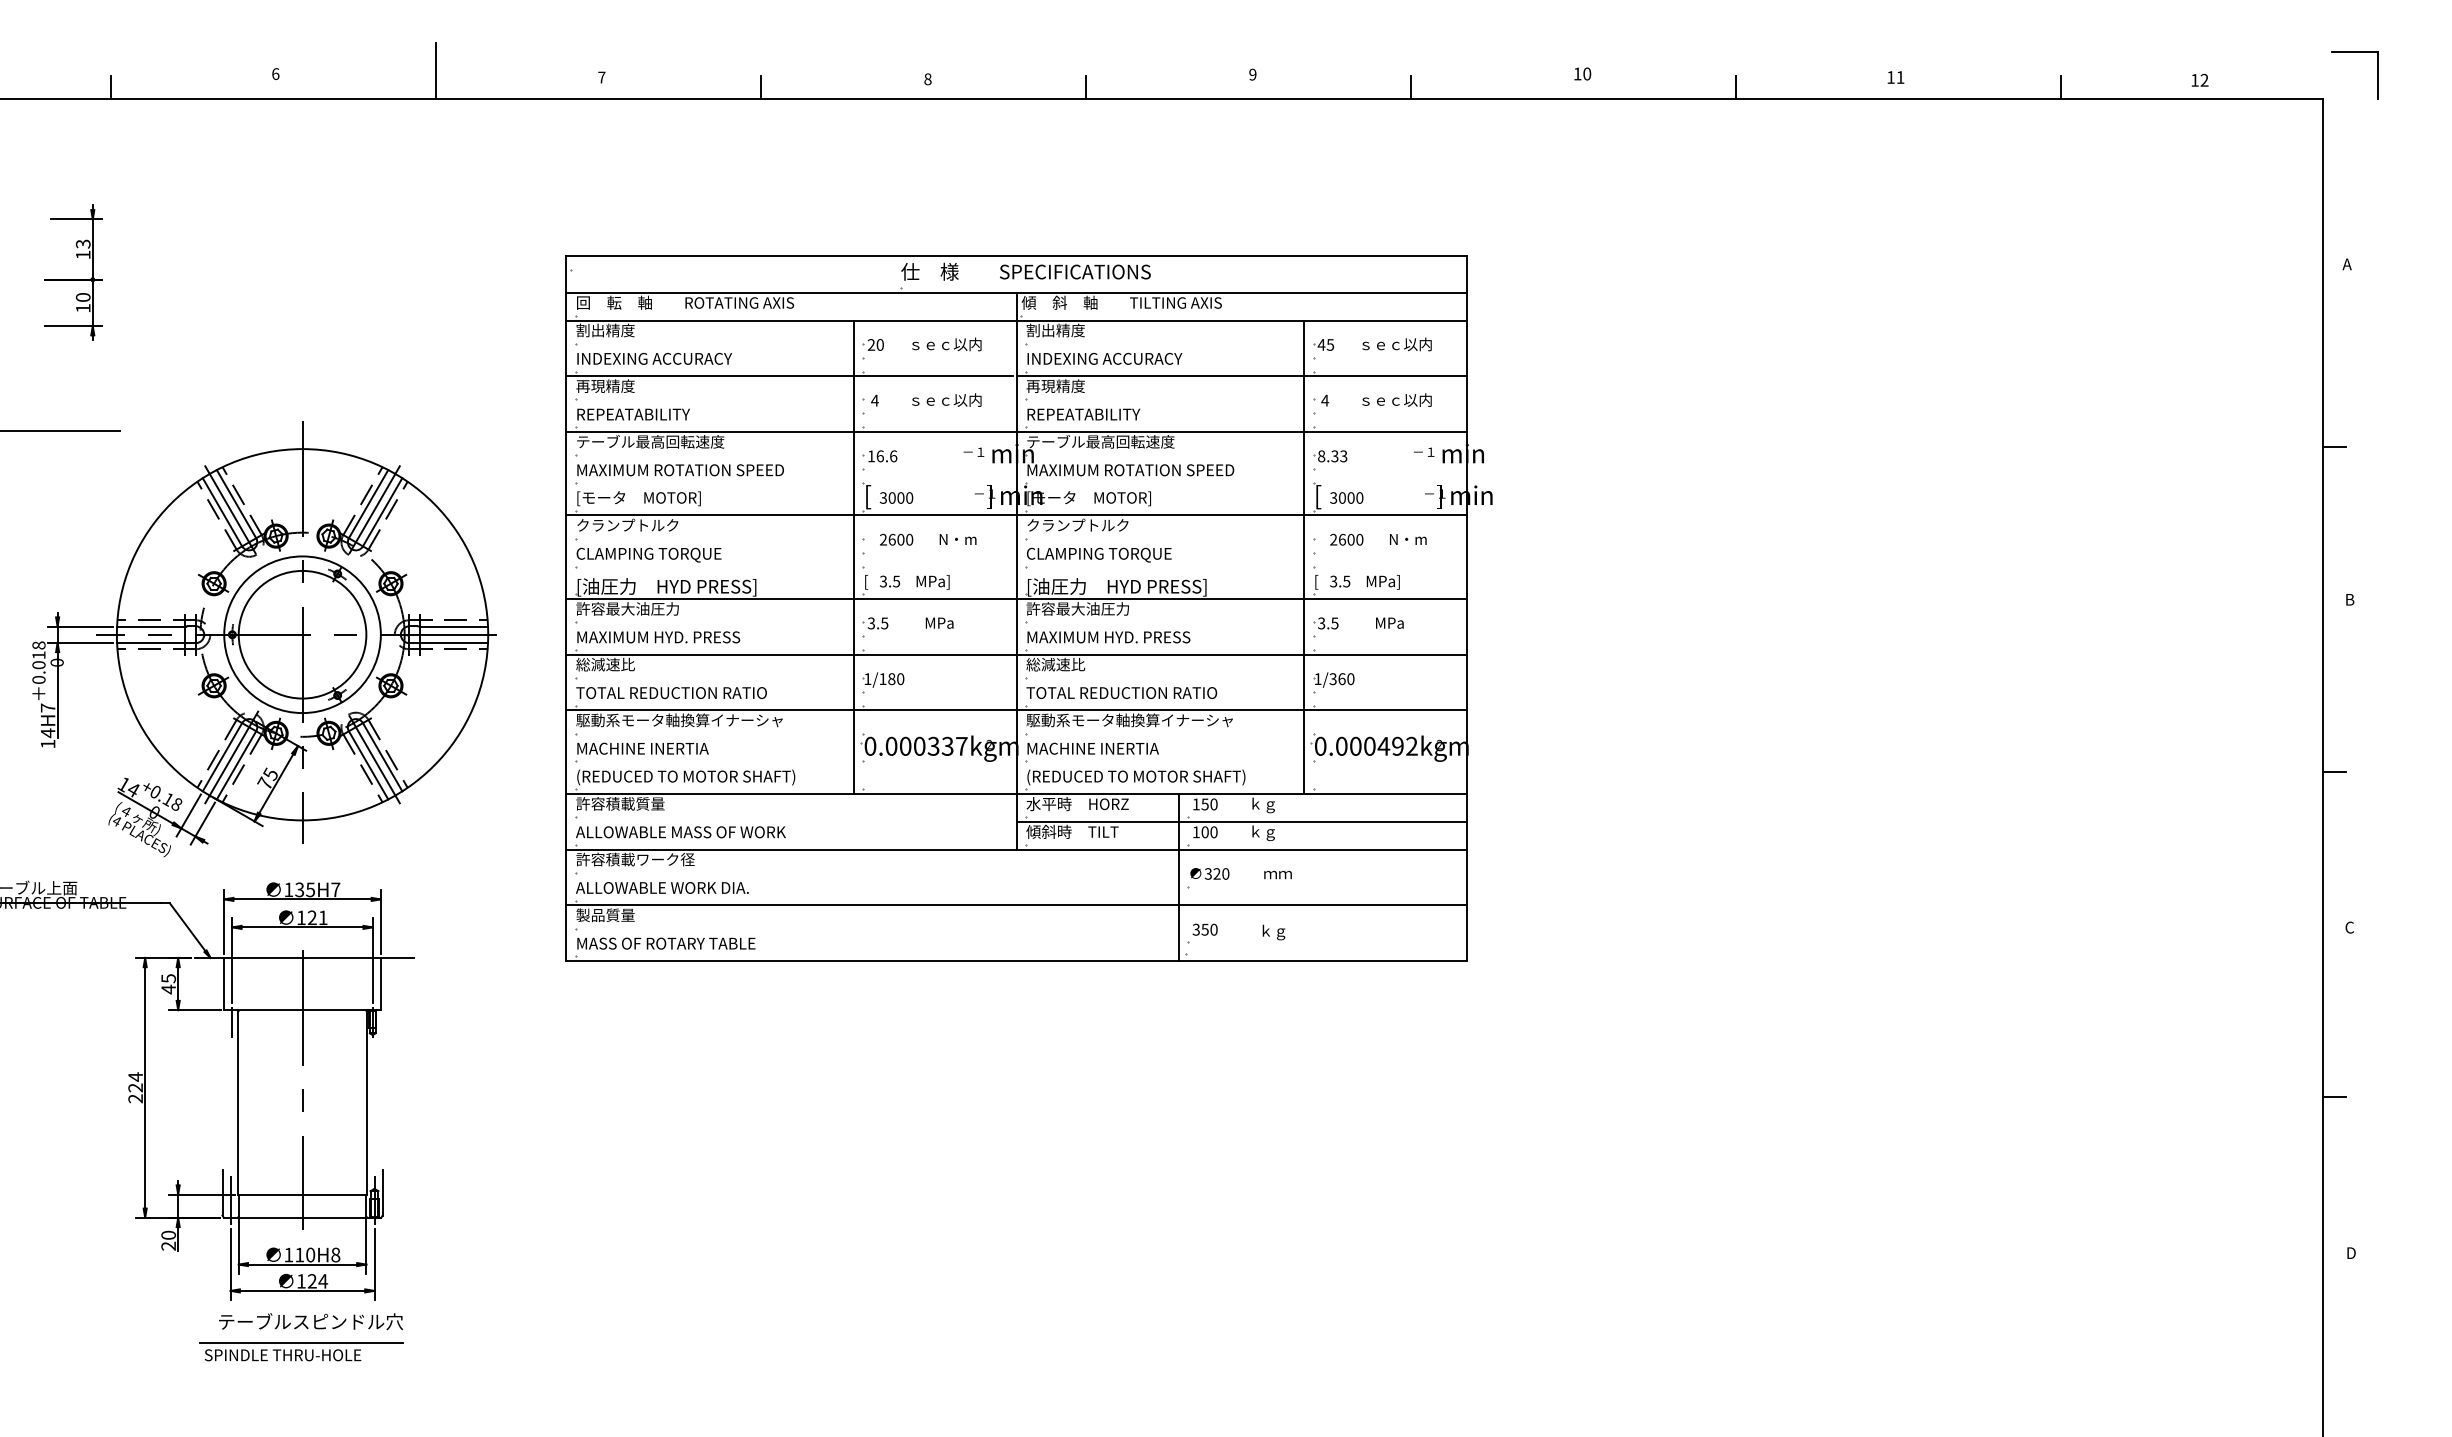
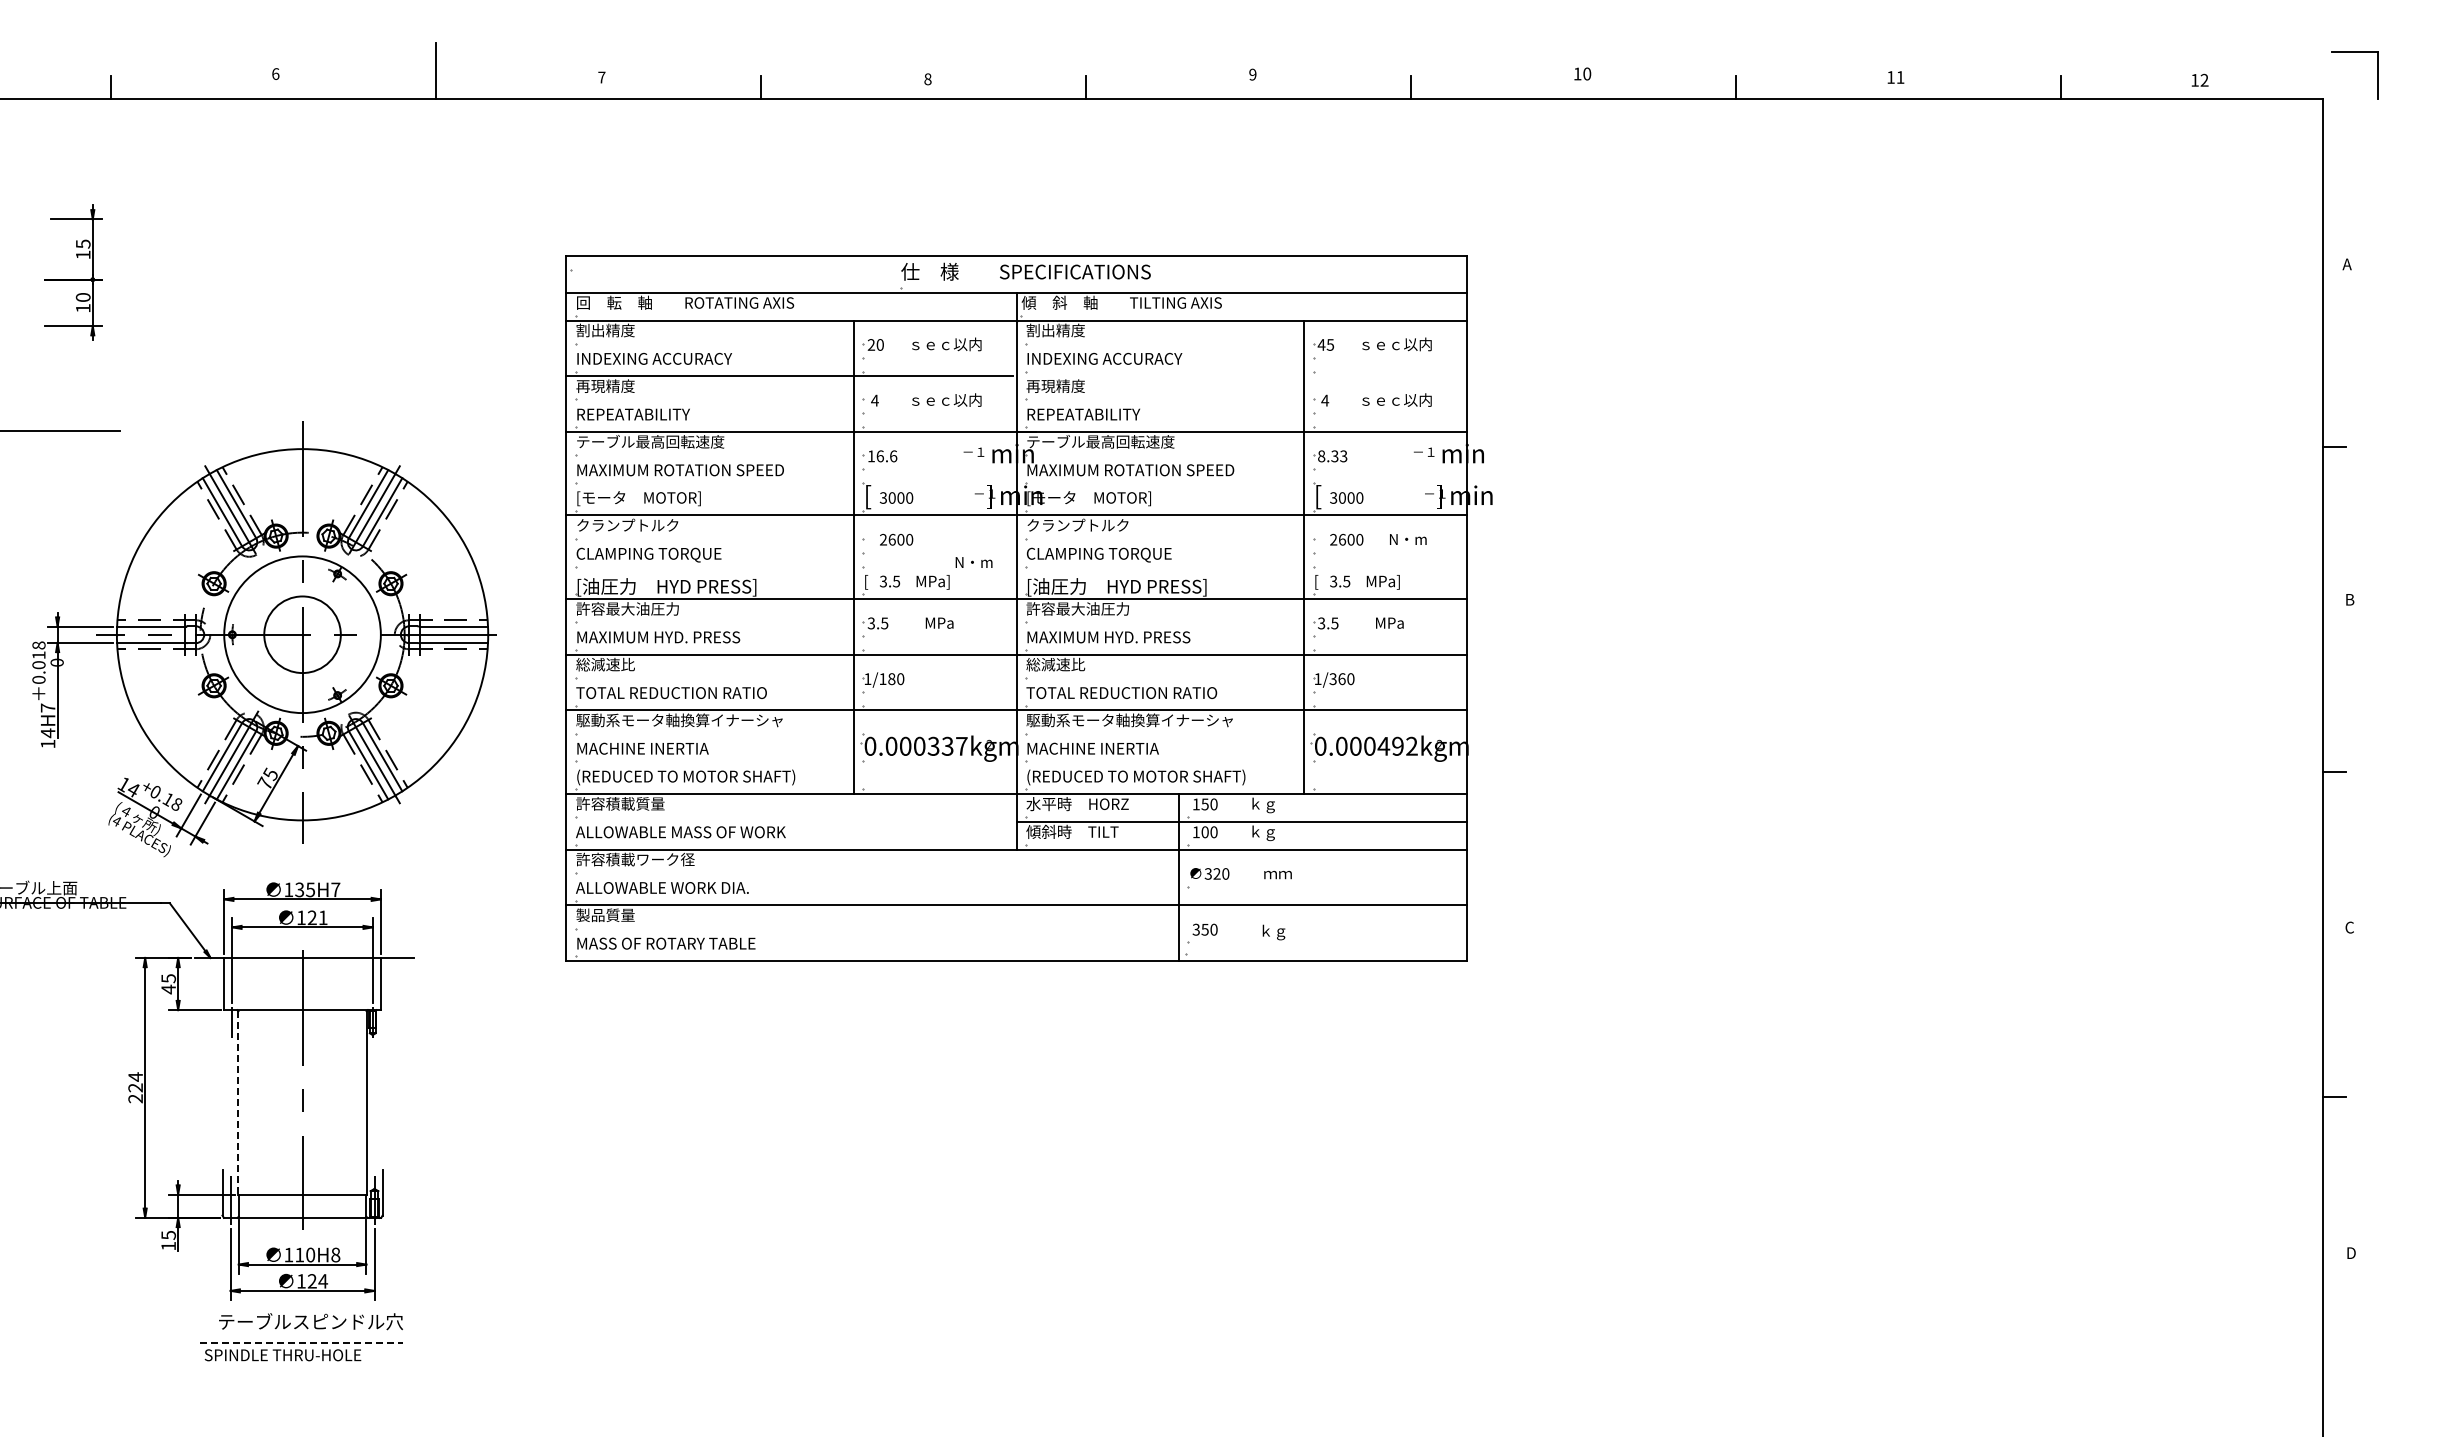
text: 13 -> 15 (82, 243)
line: present -> none (1241, 376)
text position: (957, 539) -> (973, 562) (973, 562)
circle diameter: 128 px -> 77 px (302, 634)
line: solid -> dashed (238, 1102)
text: 20 -> 15 (168, 1240)
line: solid -> dashed (301, 1342)
